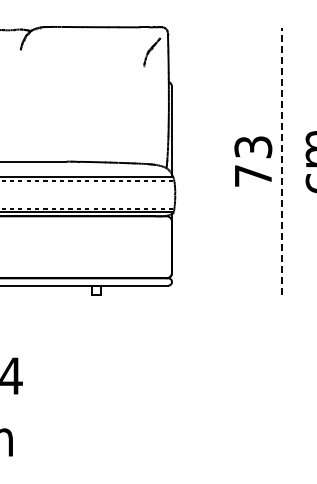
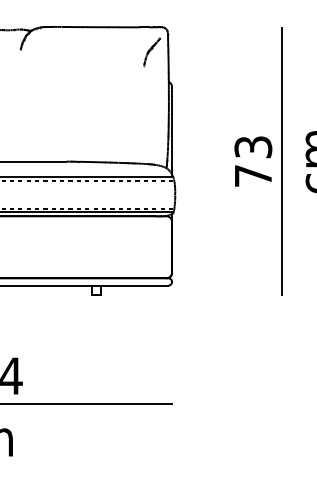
line: dashed -> solid (281, 161)
line: none -> present (87, 404)
